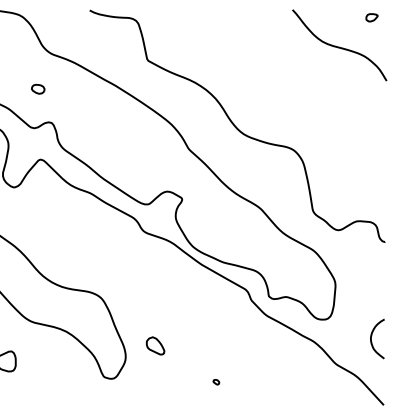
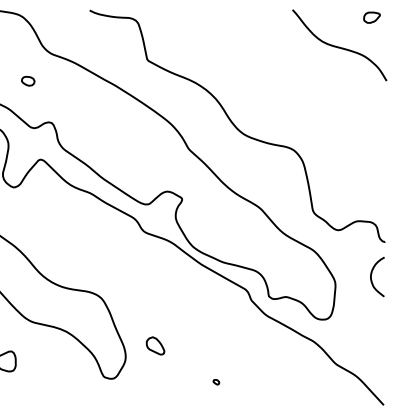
part size: 14x10 px -> 18x13 px (371, 17)
part position: (38, 88) -> (28, 80) (28, 80)
curve position: (372, 342) -> (372, 280) (372, 280)
